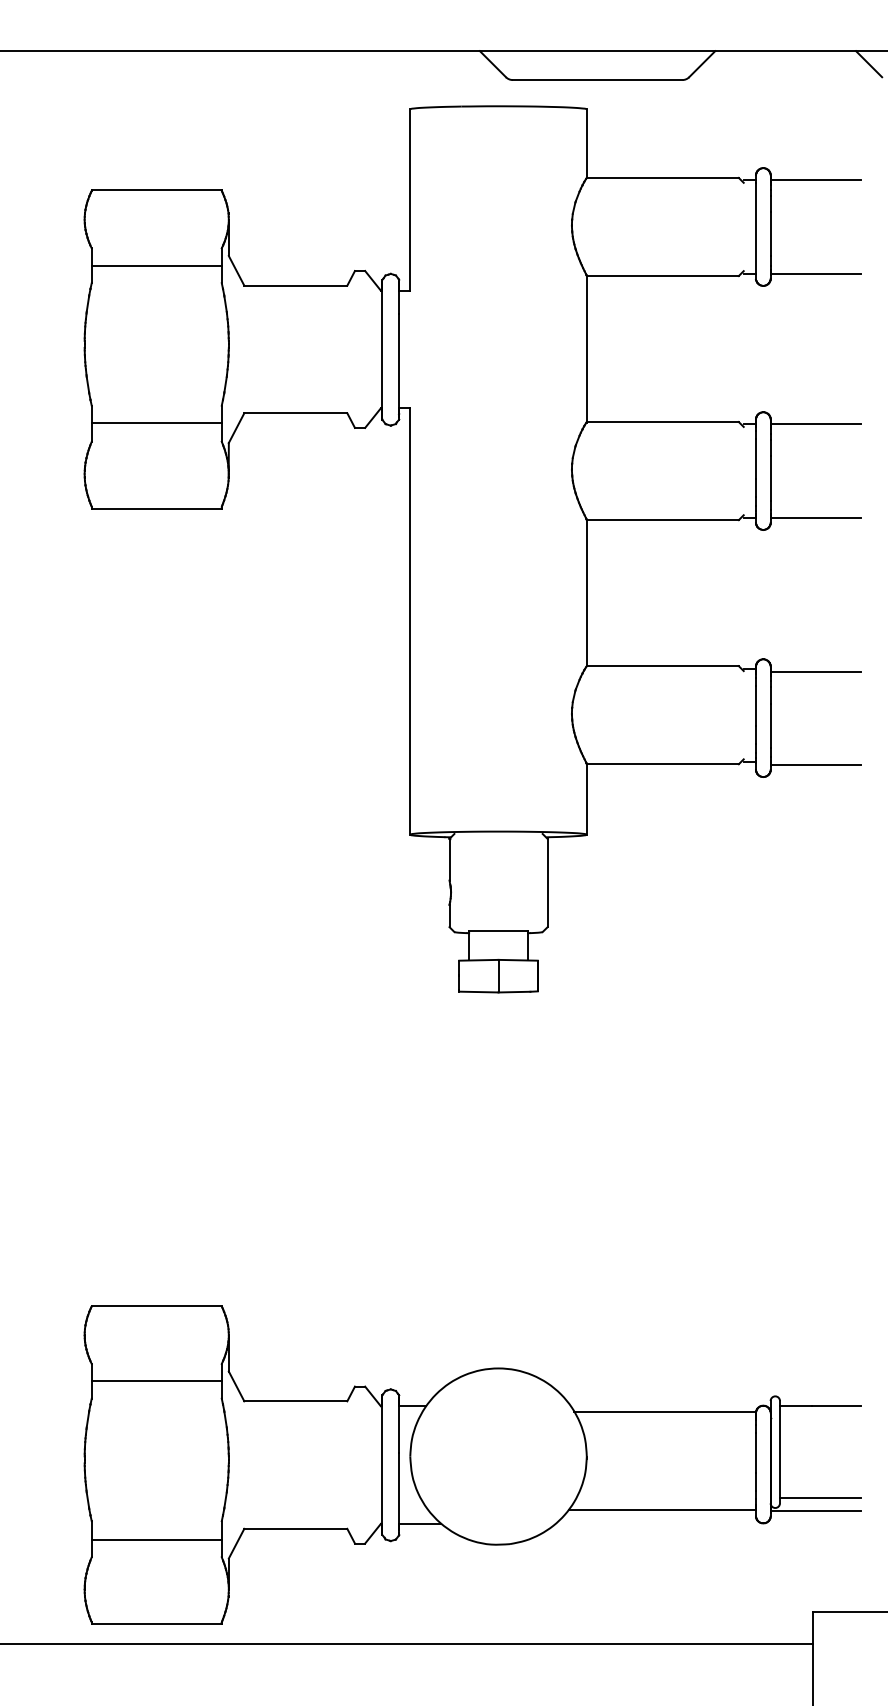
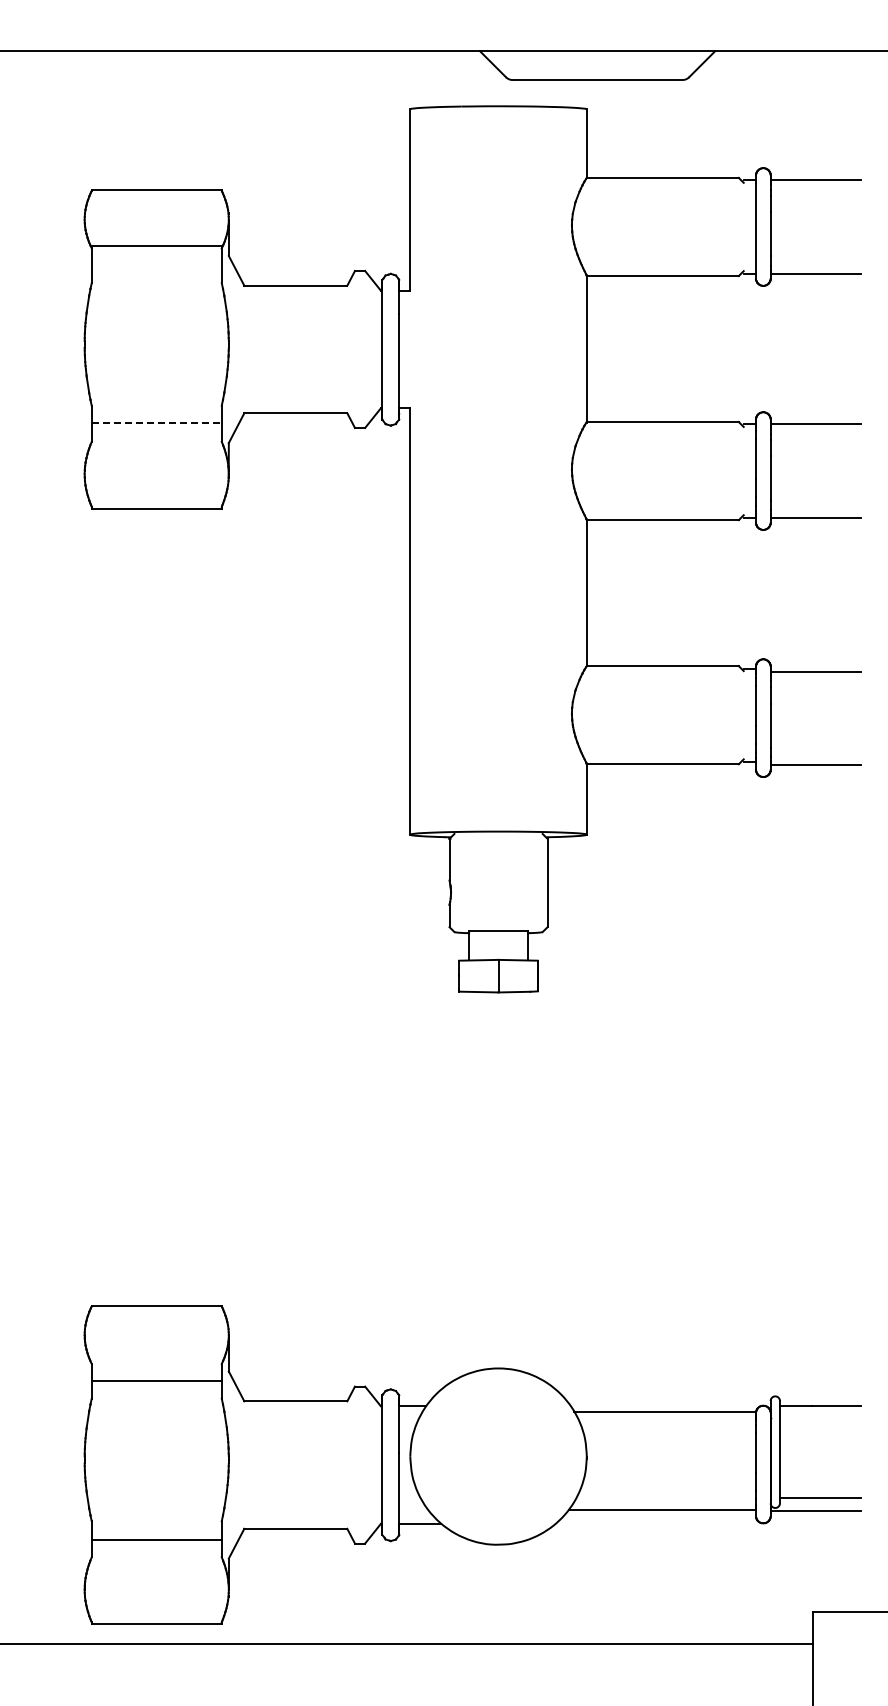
line: present -> none (869, 64)
line position: (156, 265) -> (156, 245) (156, 245)
line: solid -> dashed (157, 423)
